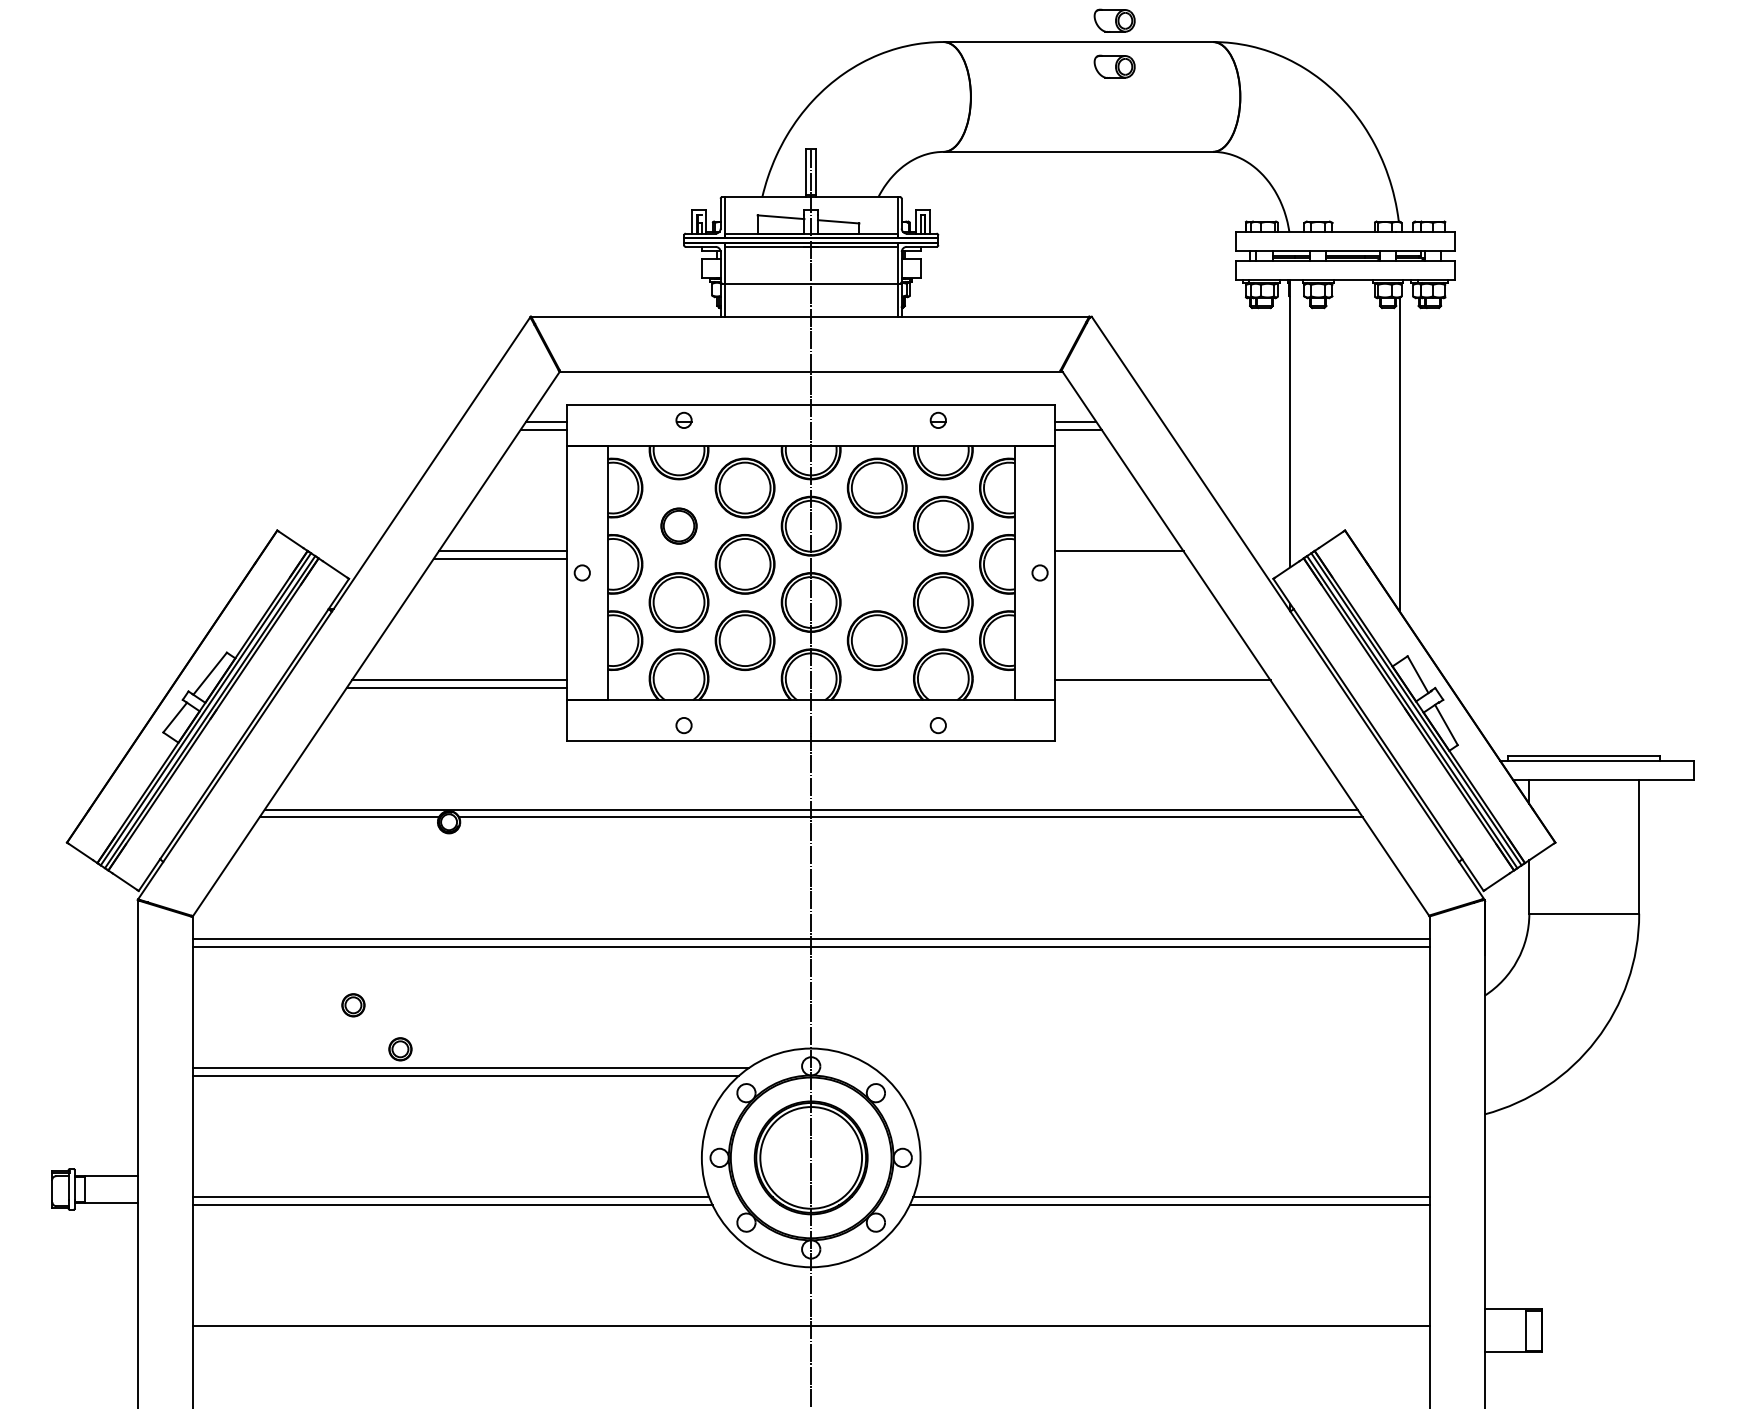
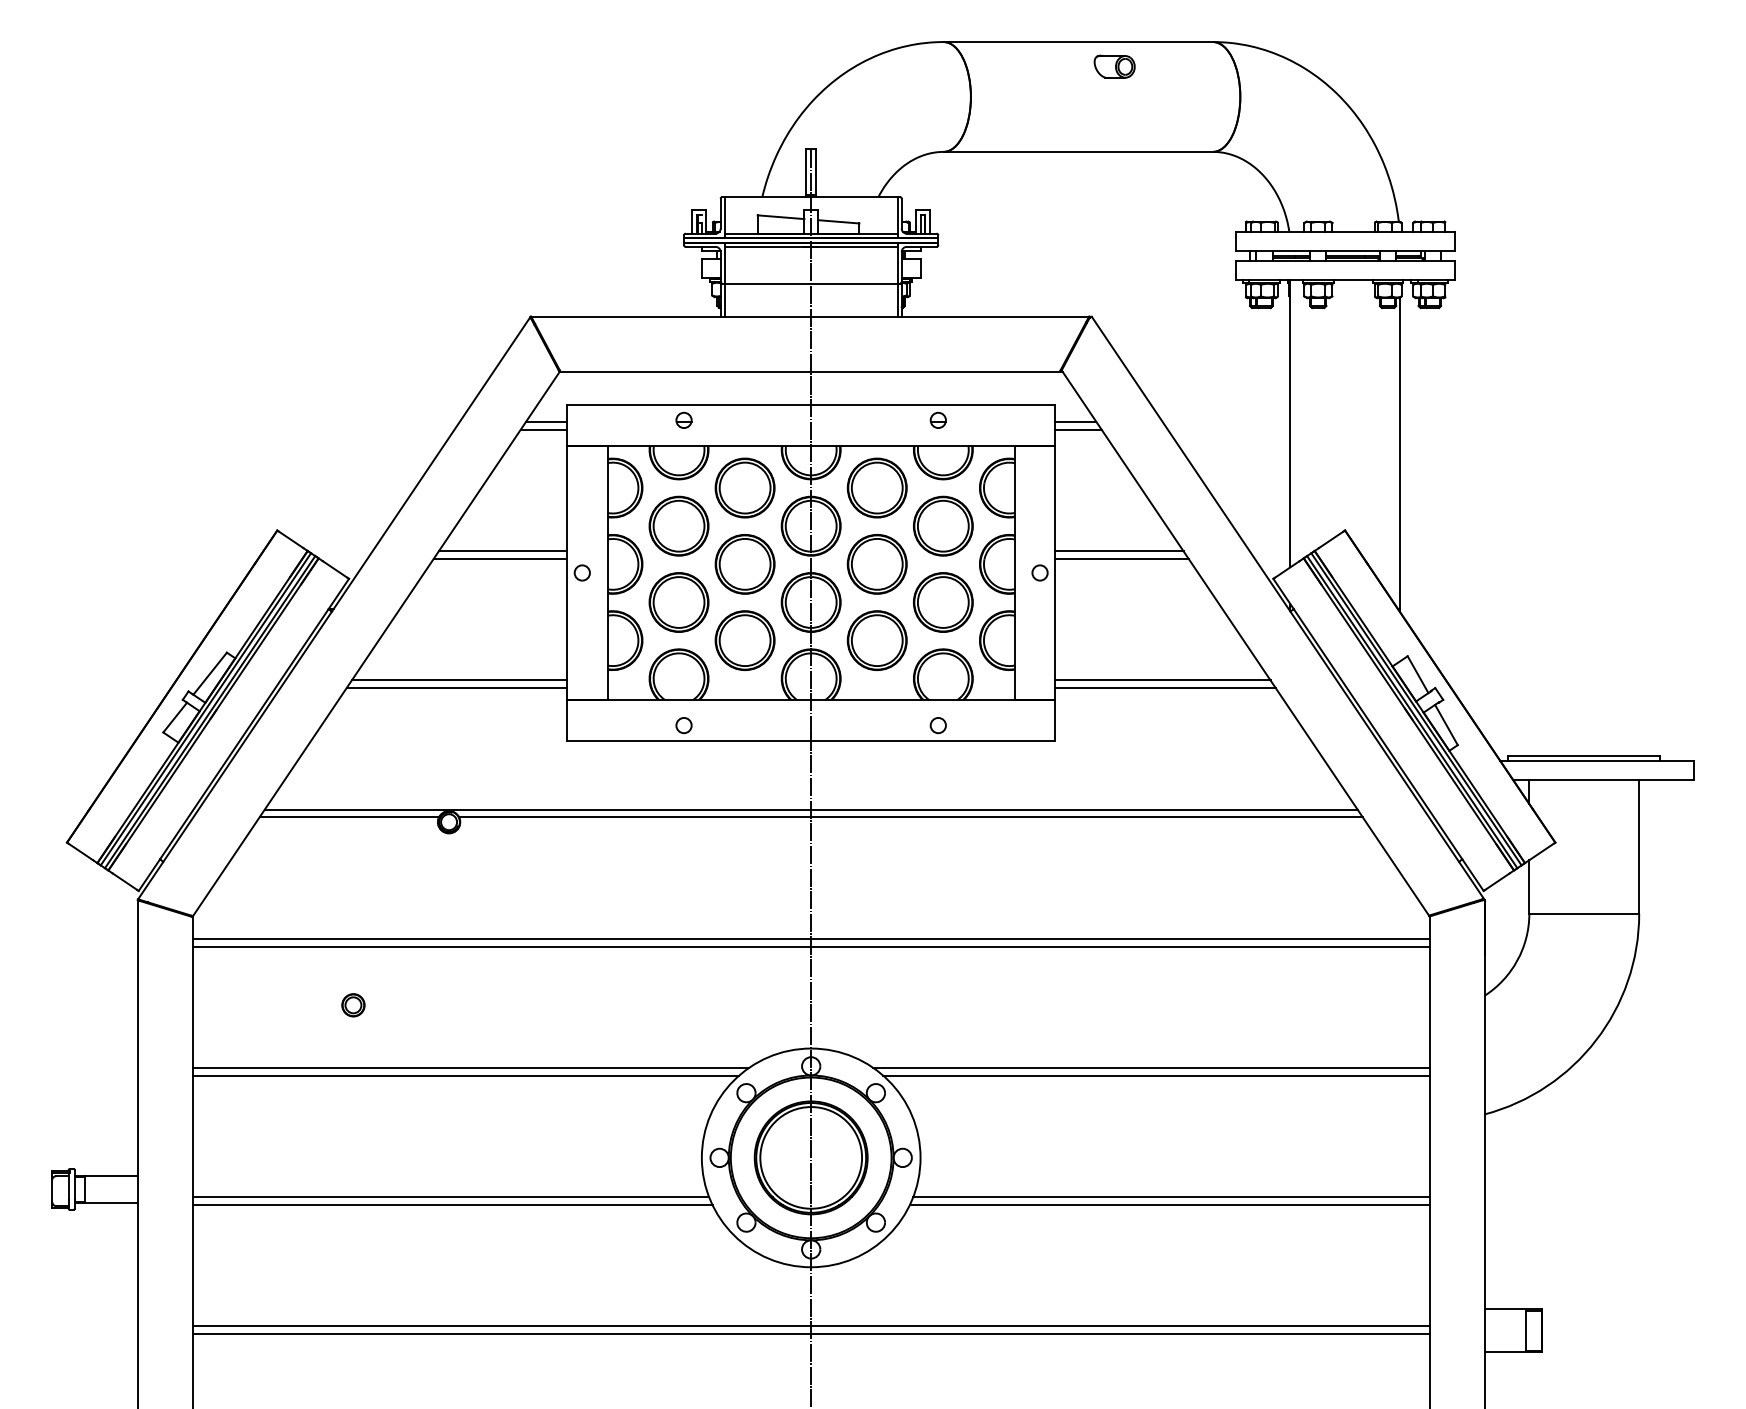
part: present -> none (1114, 20)
part size: 38x38 px -> 62x62 px (678, 525)
line: none -> present (1121, 559)
part: none -> present (876, 564)
line: none -> present (1165, 688)
part: present -> none (400, 1049)
line: none -> present (1151, 1067)
line: none -> present (1156, 1075)
line: none -> present (810, 1334)
